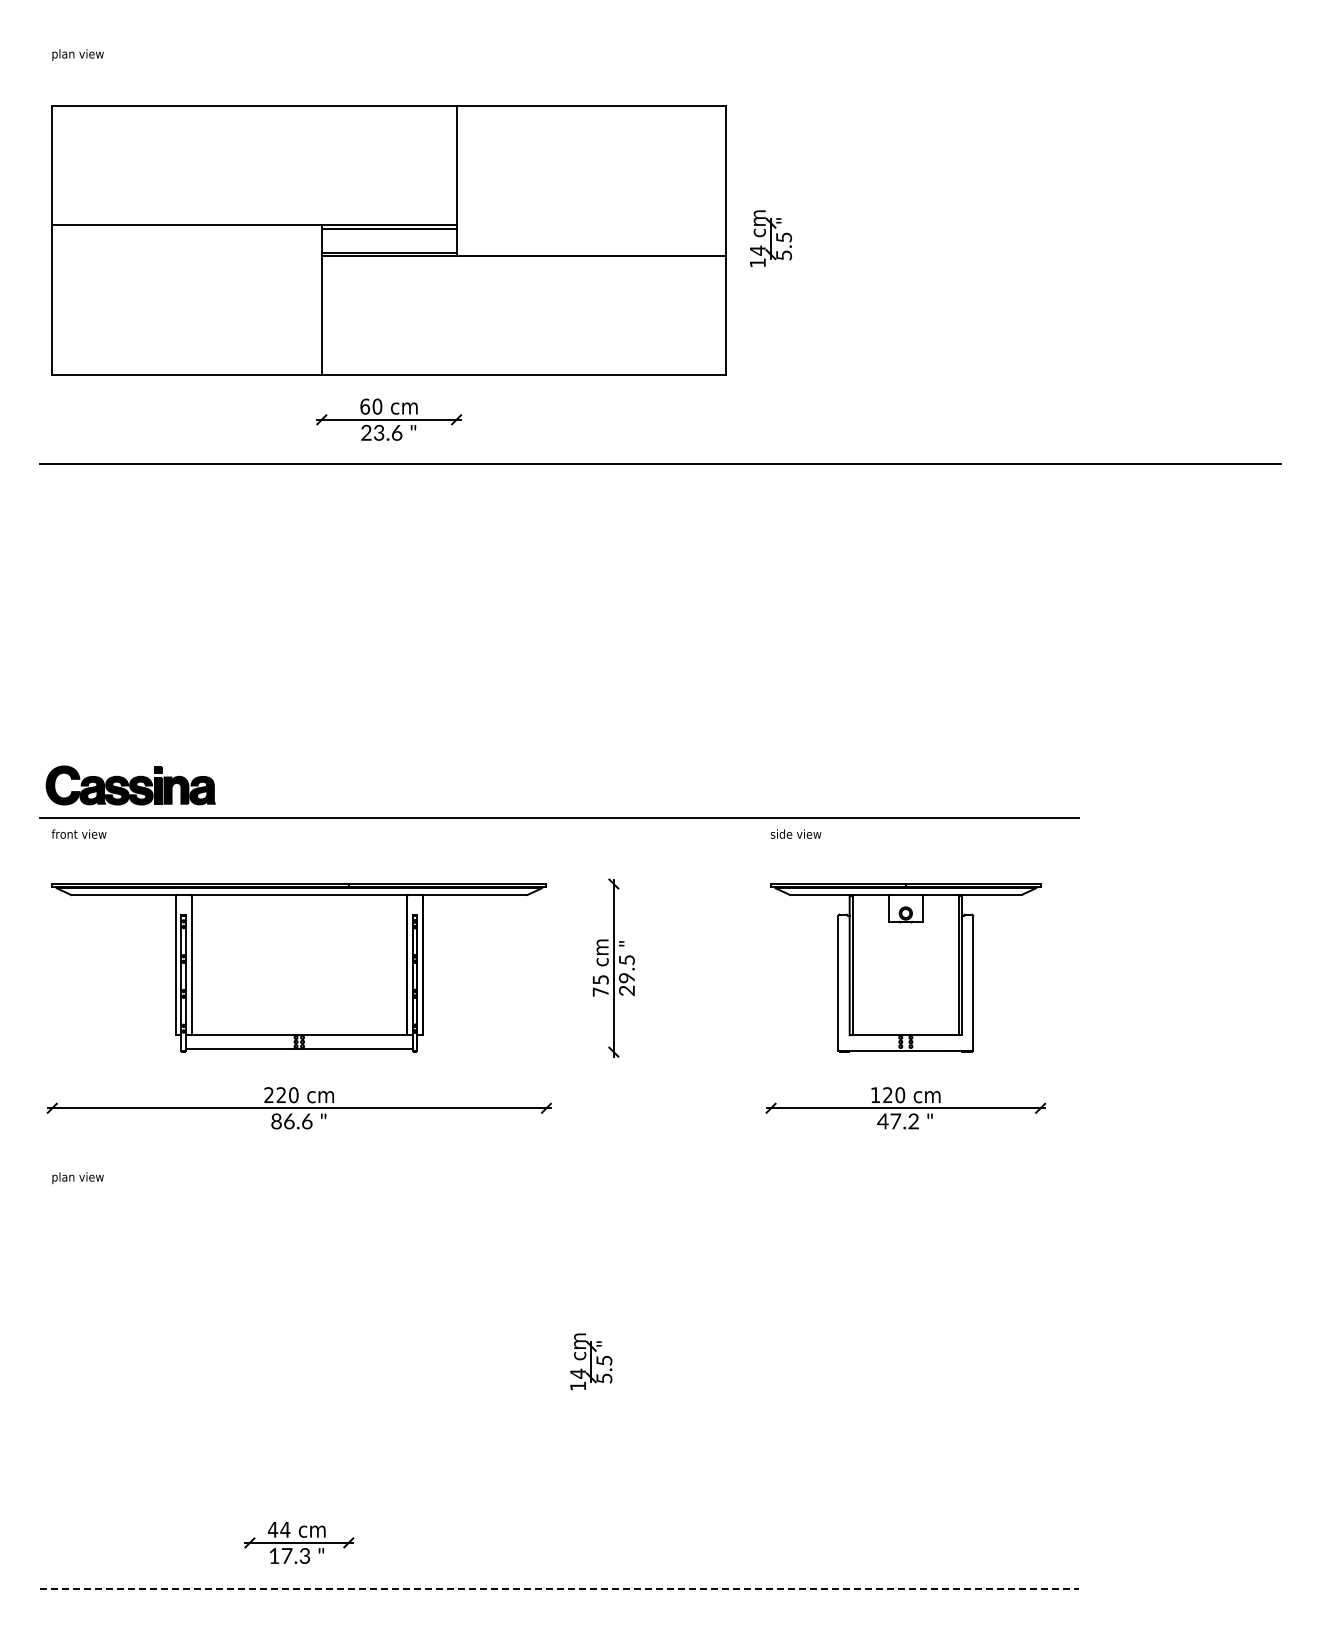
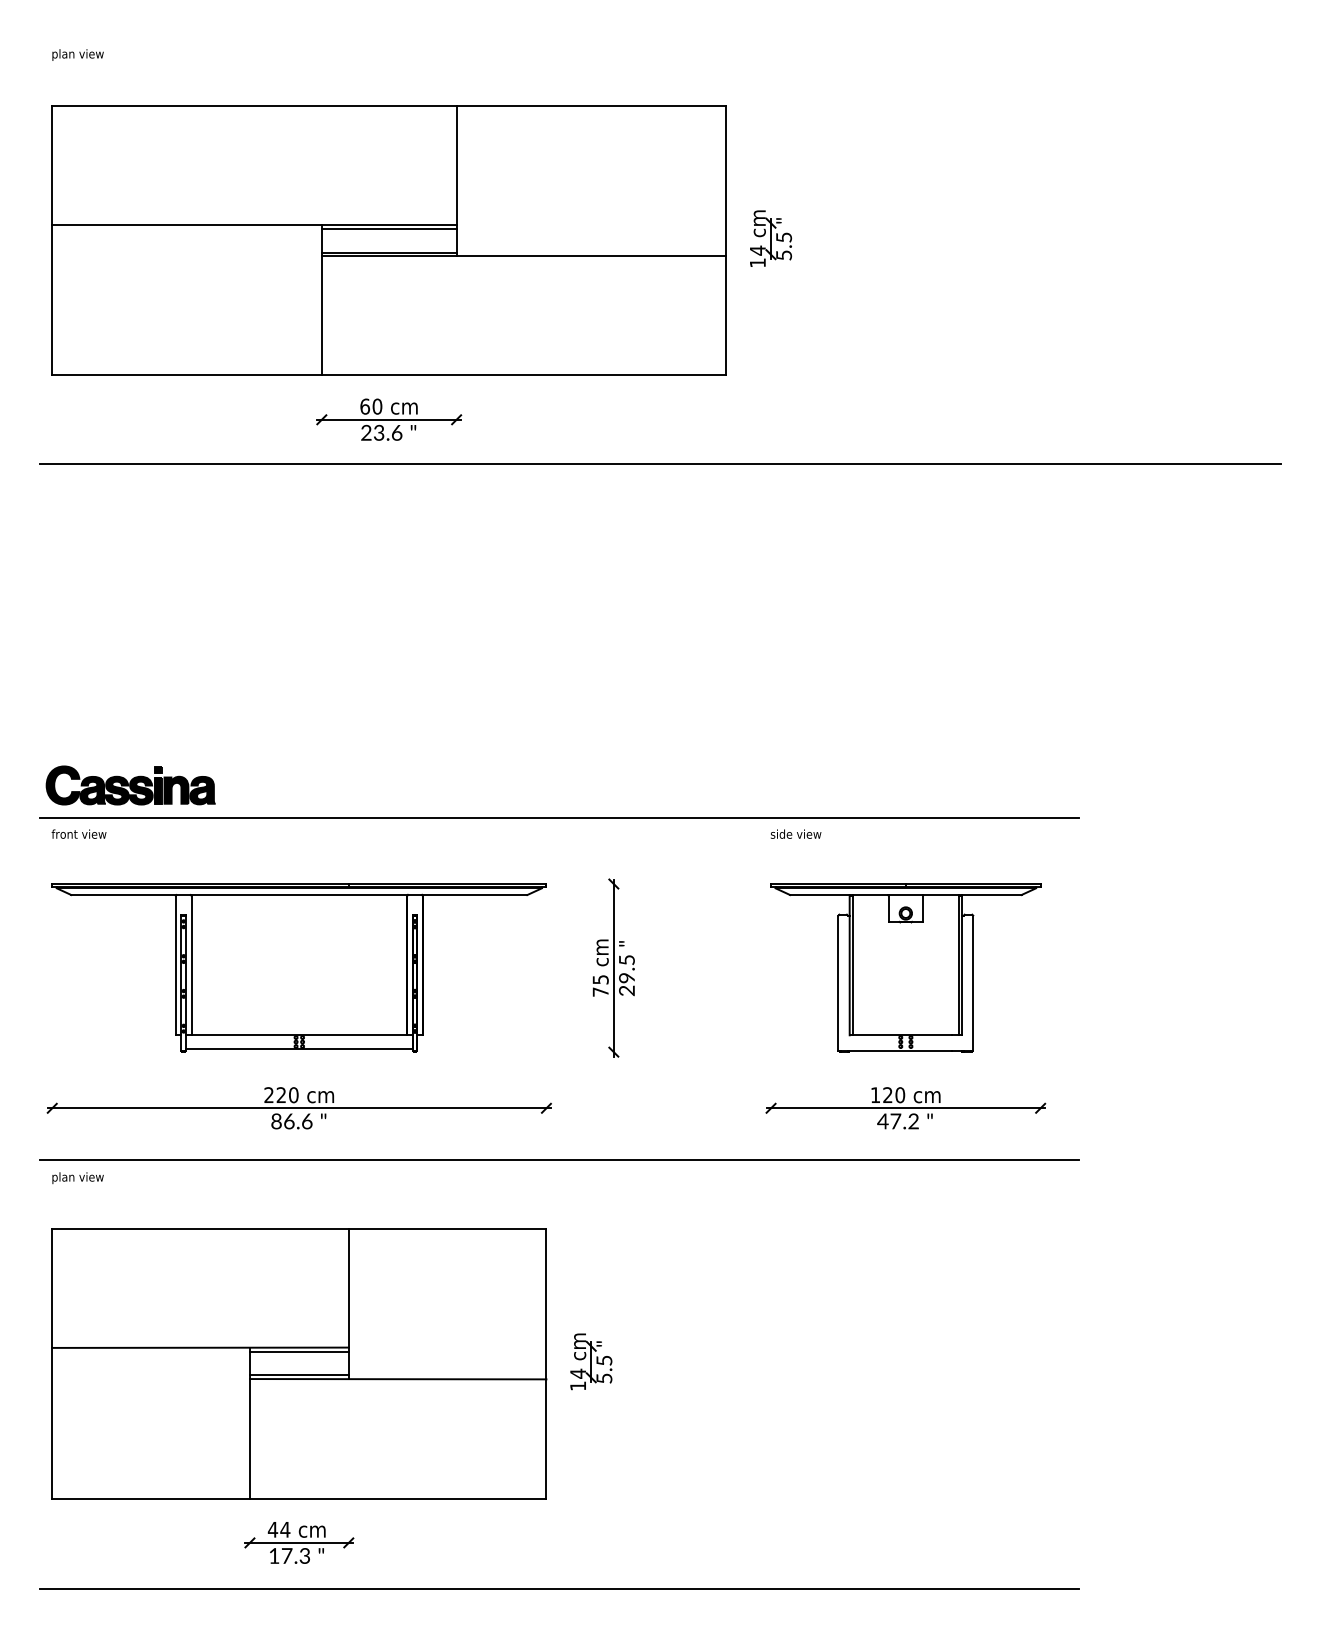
line: none -> present (559, 1159)
part: none -> present (299, 1363)
line: dashed -> solid (559, 1588)
